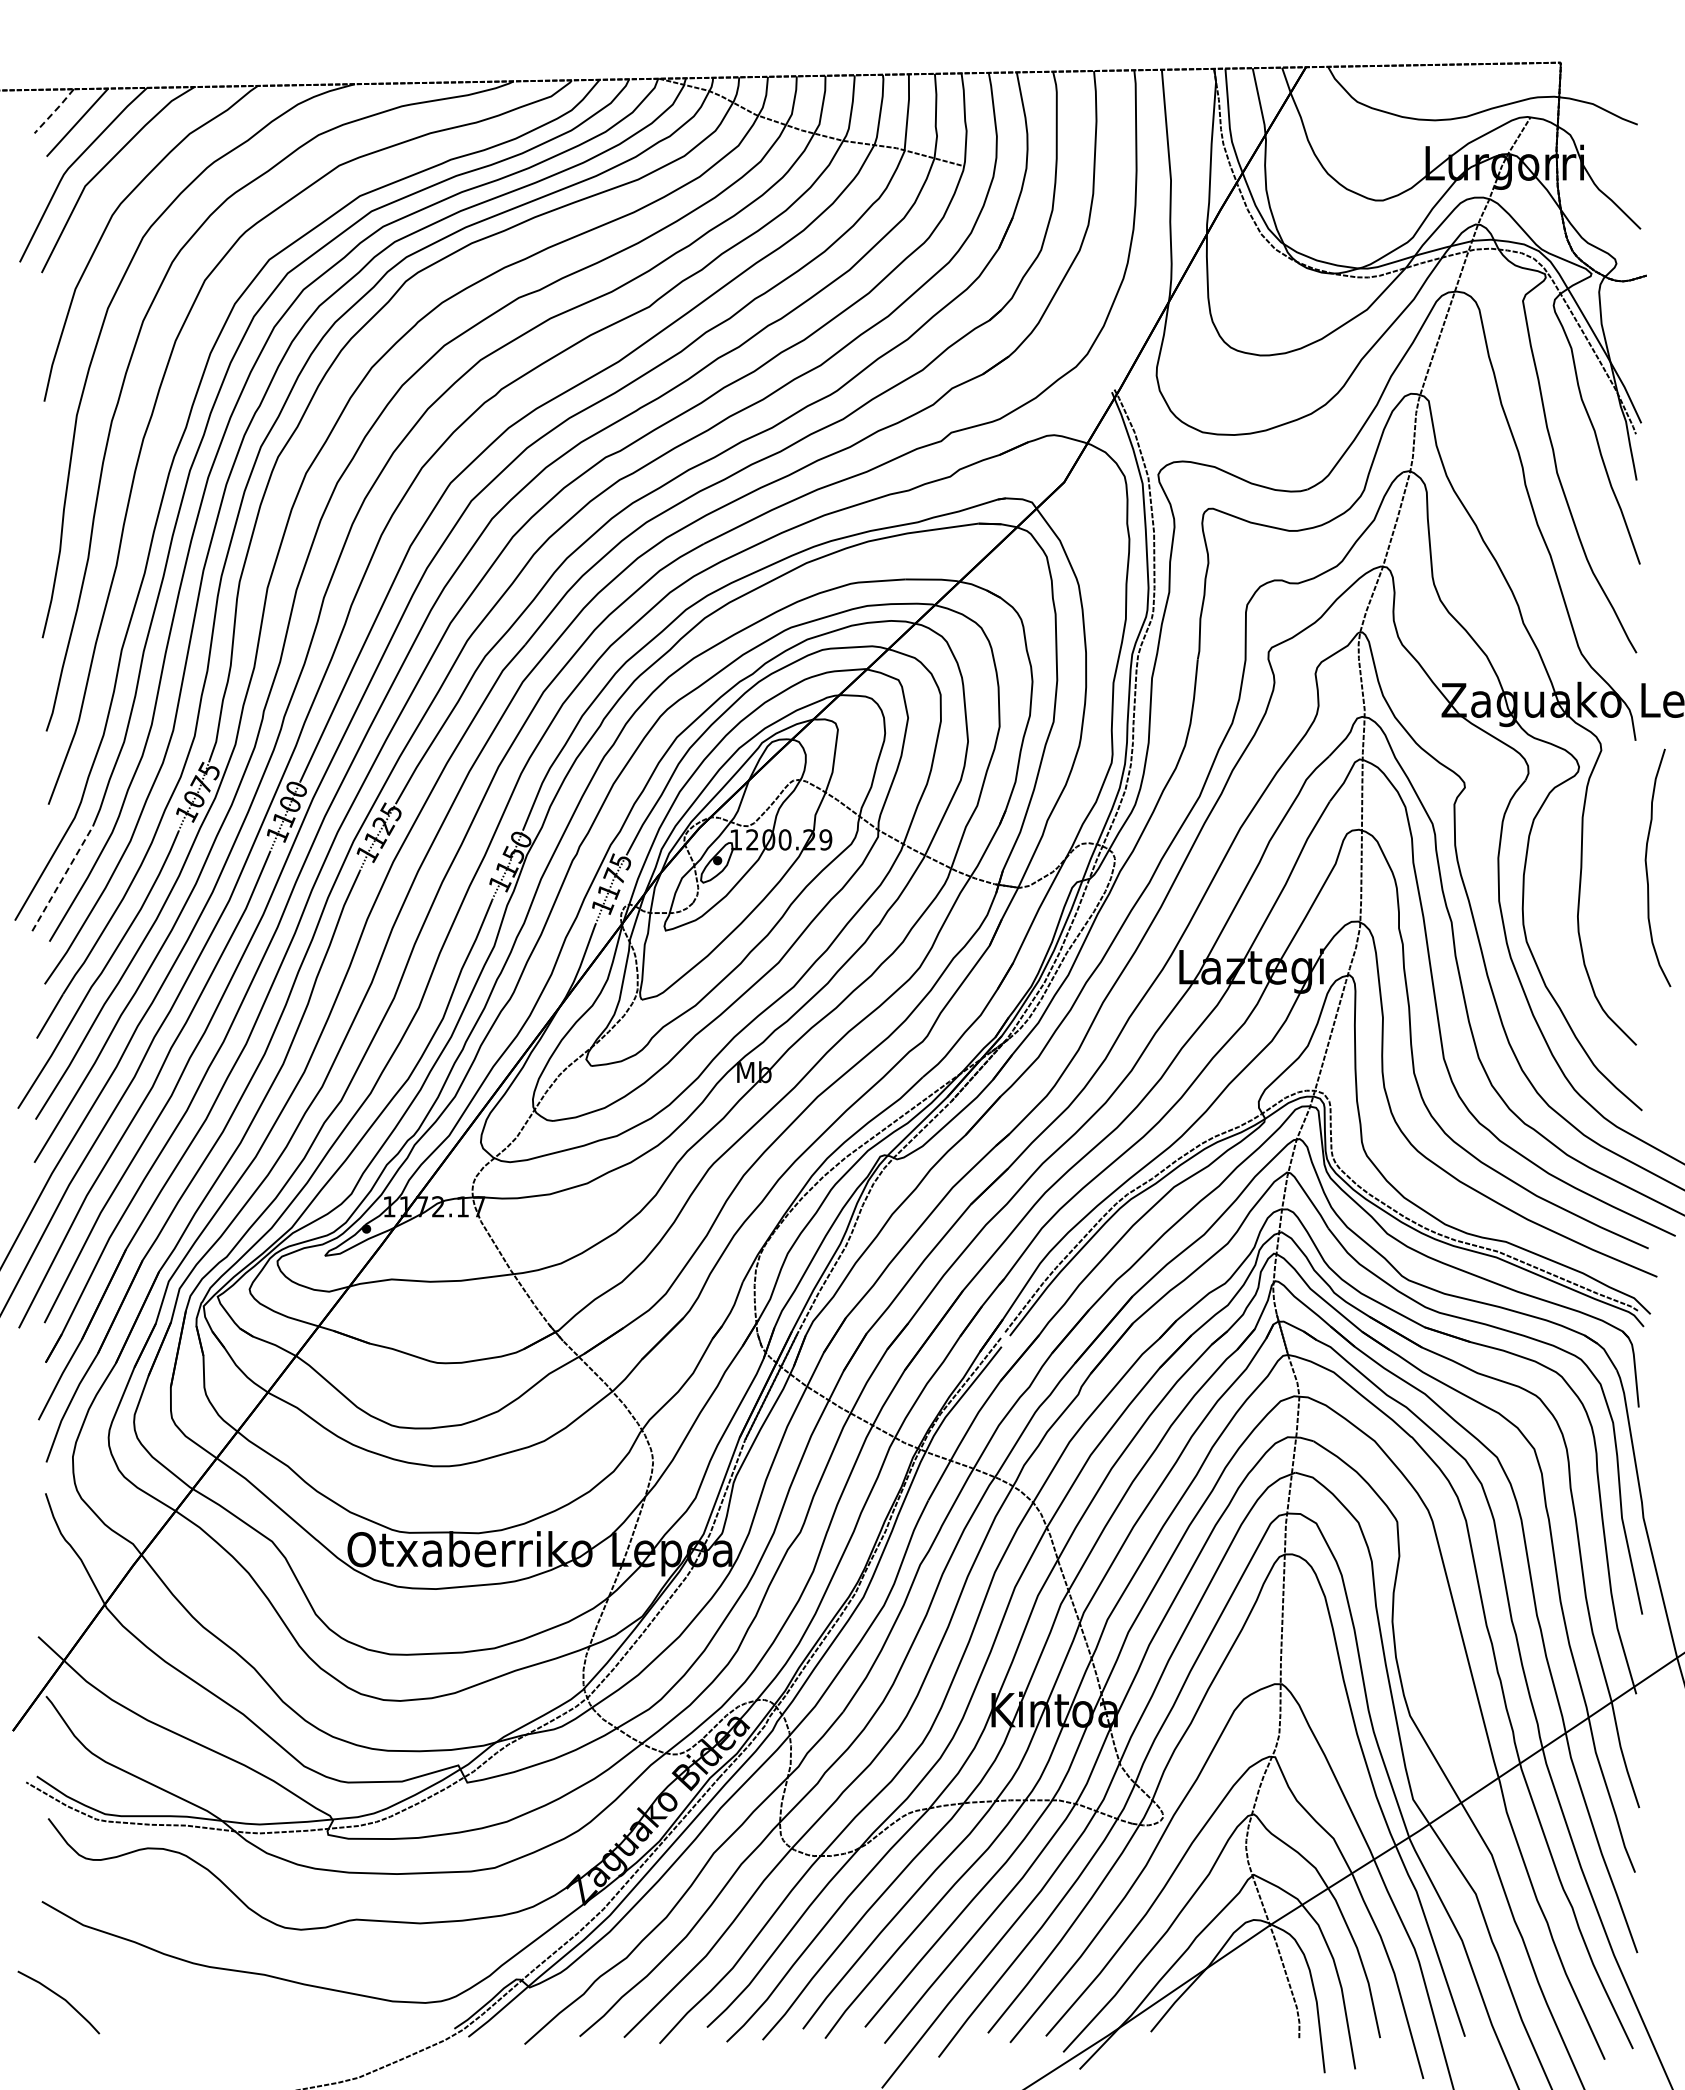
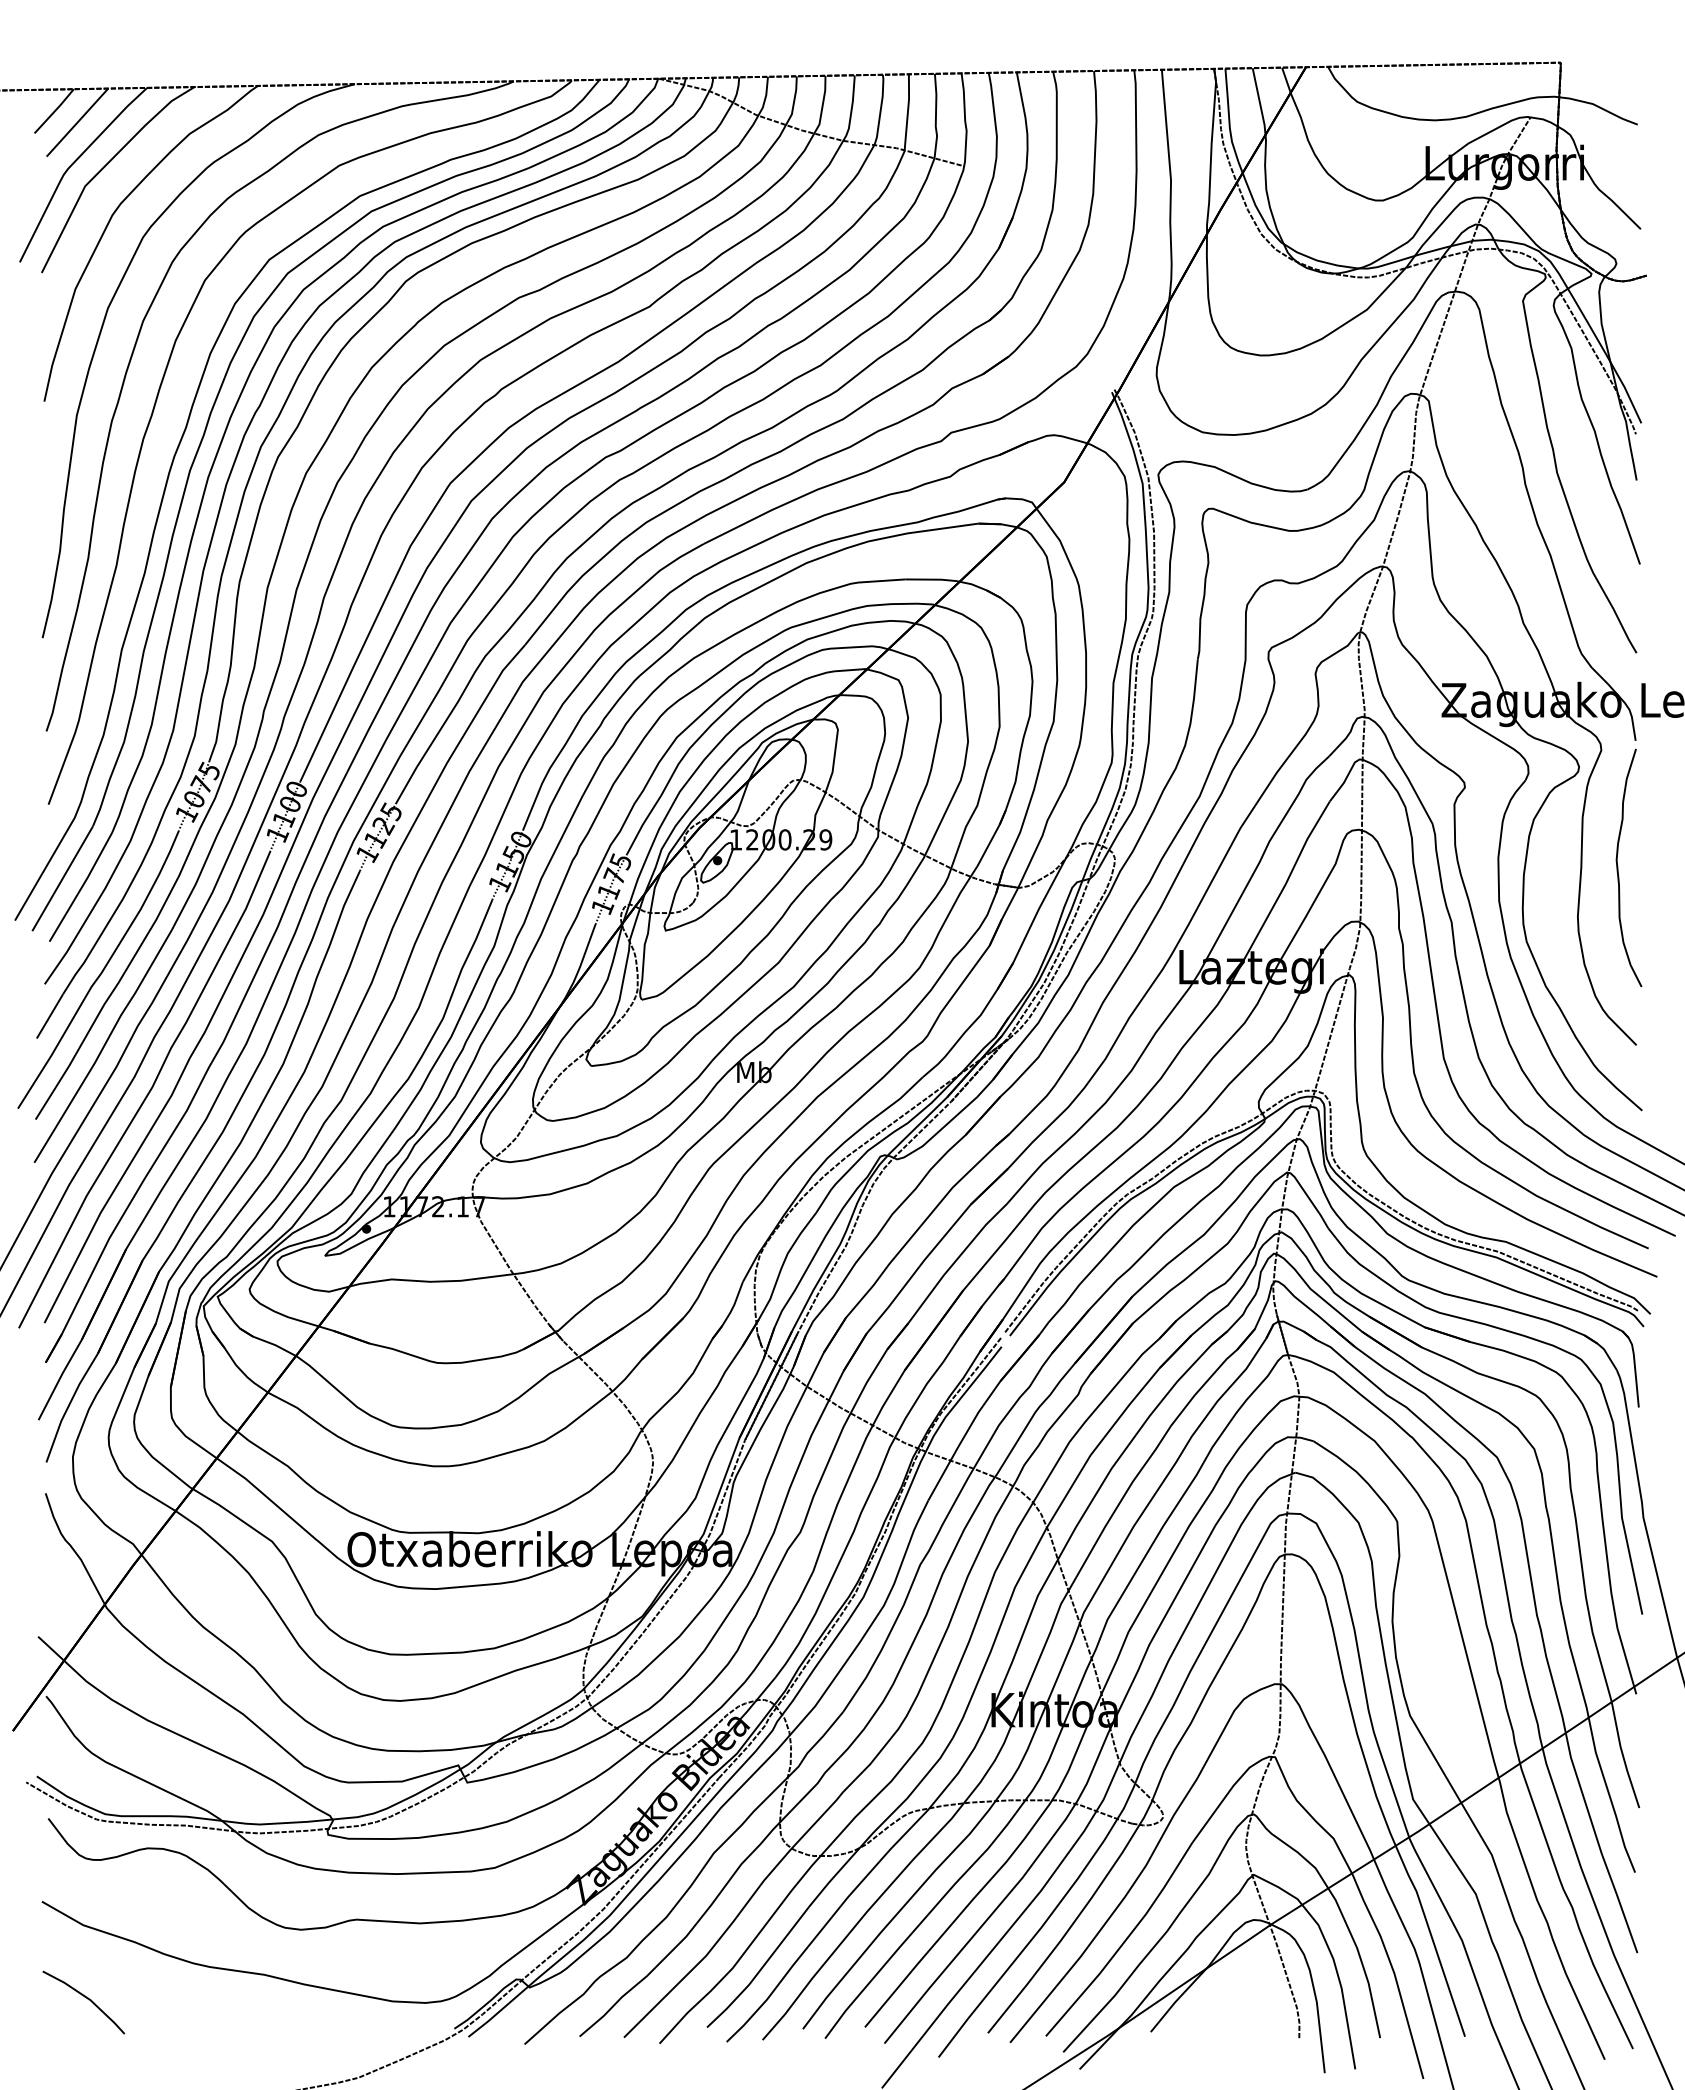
line: dashed -> solid (54, 111)
curve position: (1647, 867) -> (1618, 867) (1618, 867)
line: dashed -> solid (62, 878)
line position: (61, 1998) -> (86, 1998) (86, 1998)
